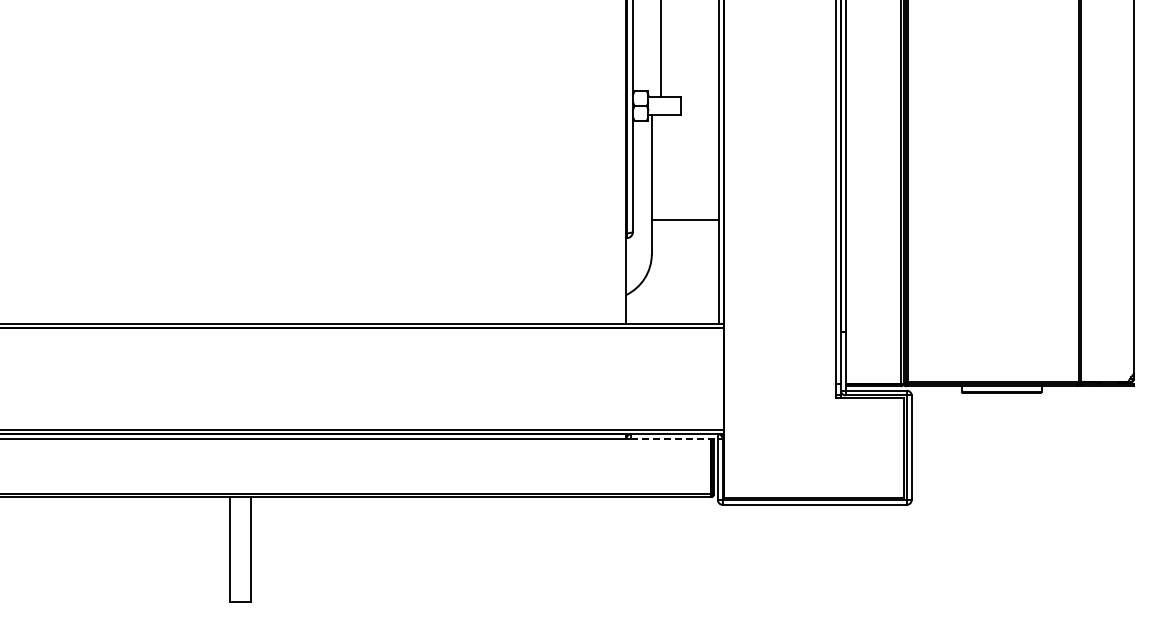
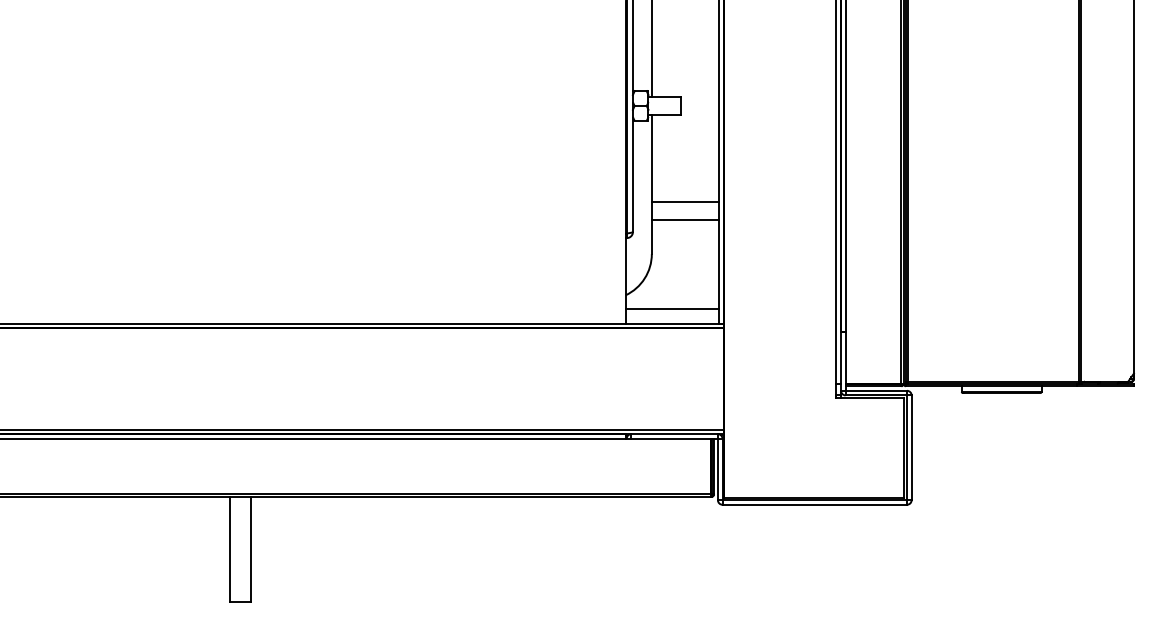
line position: (660, 49) -> (651, 49) (651, 49)
line: none -> present (685, 201)
line: none -> present (672, 308)
line: dashed -> solid (675, 438)
